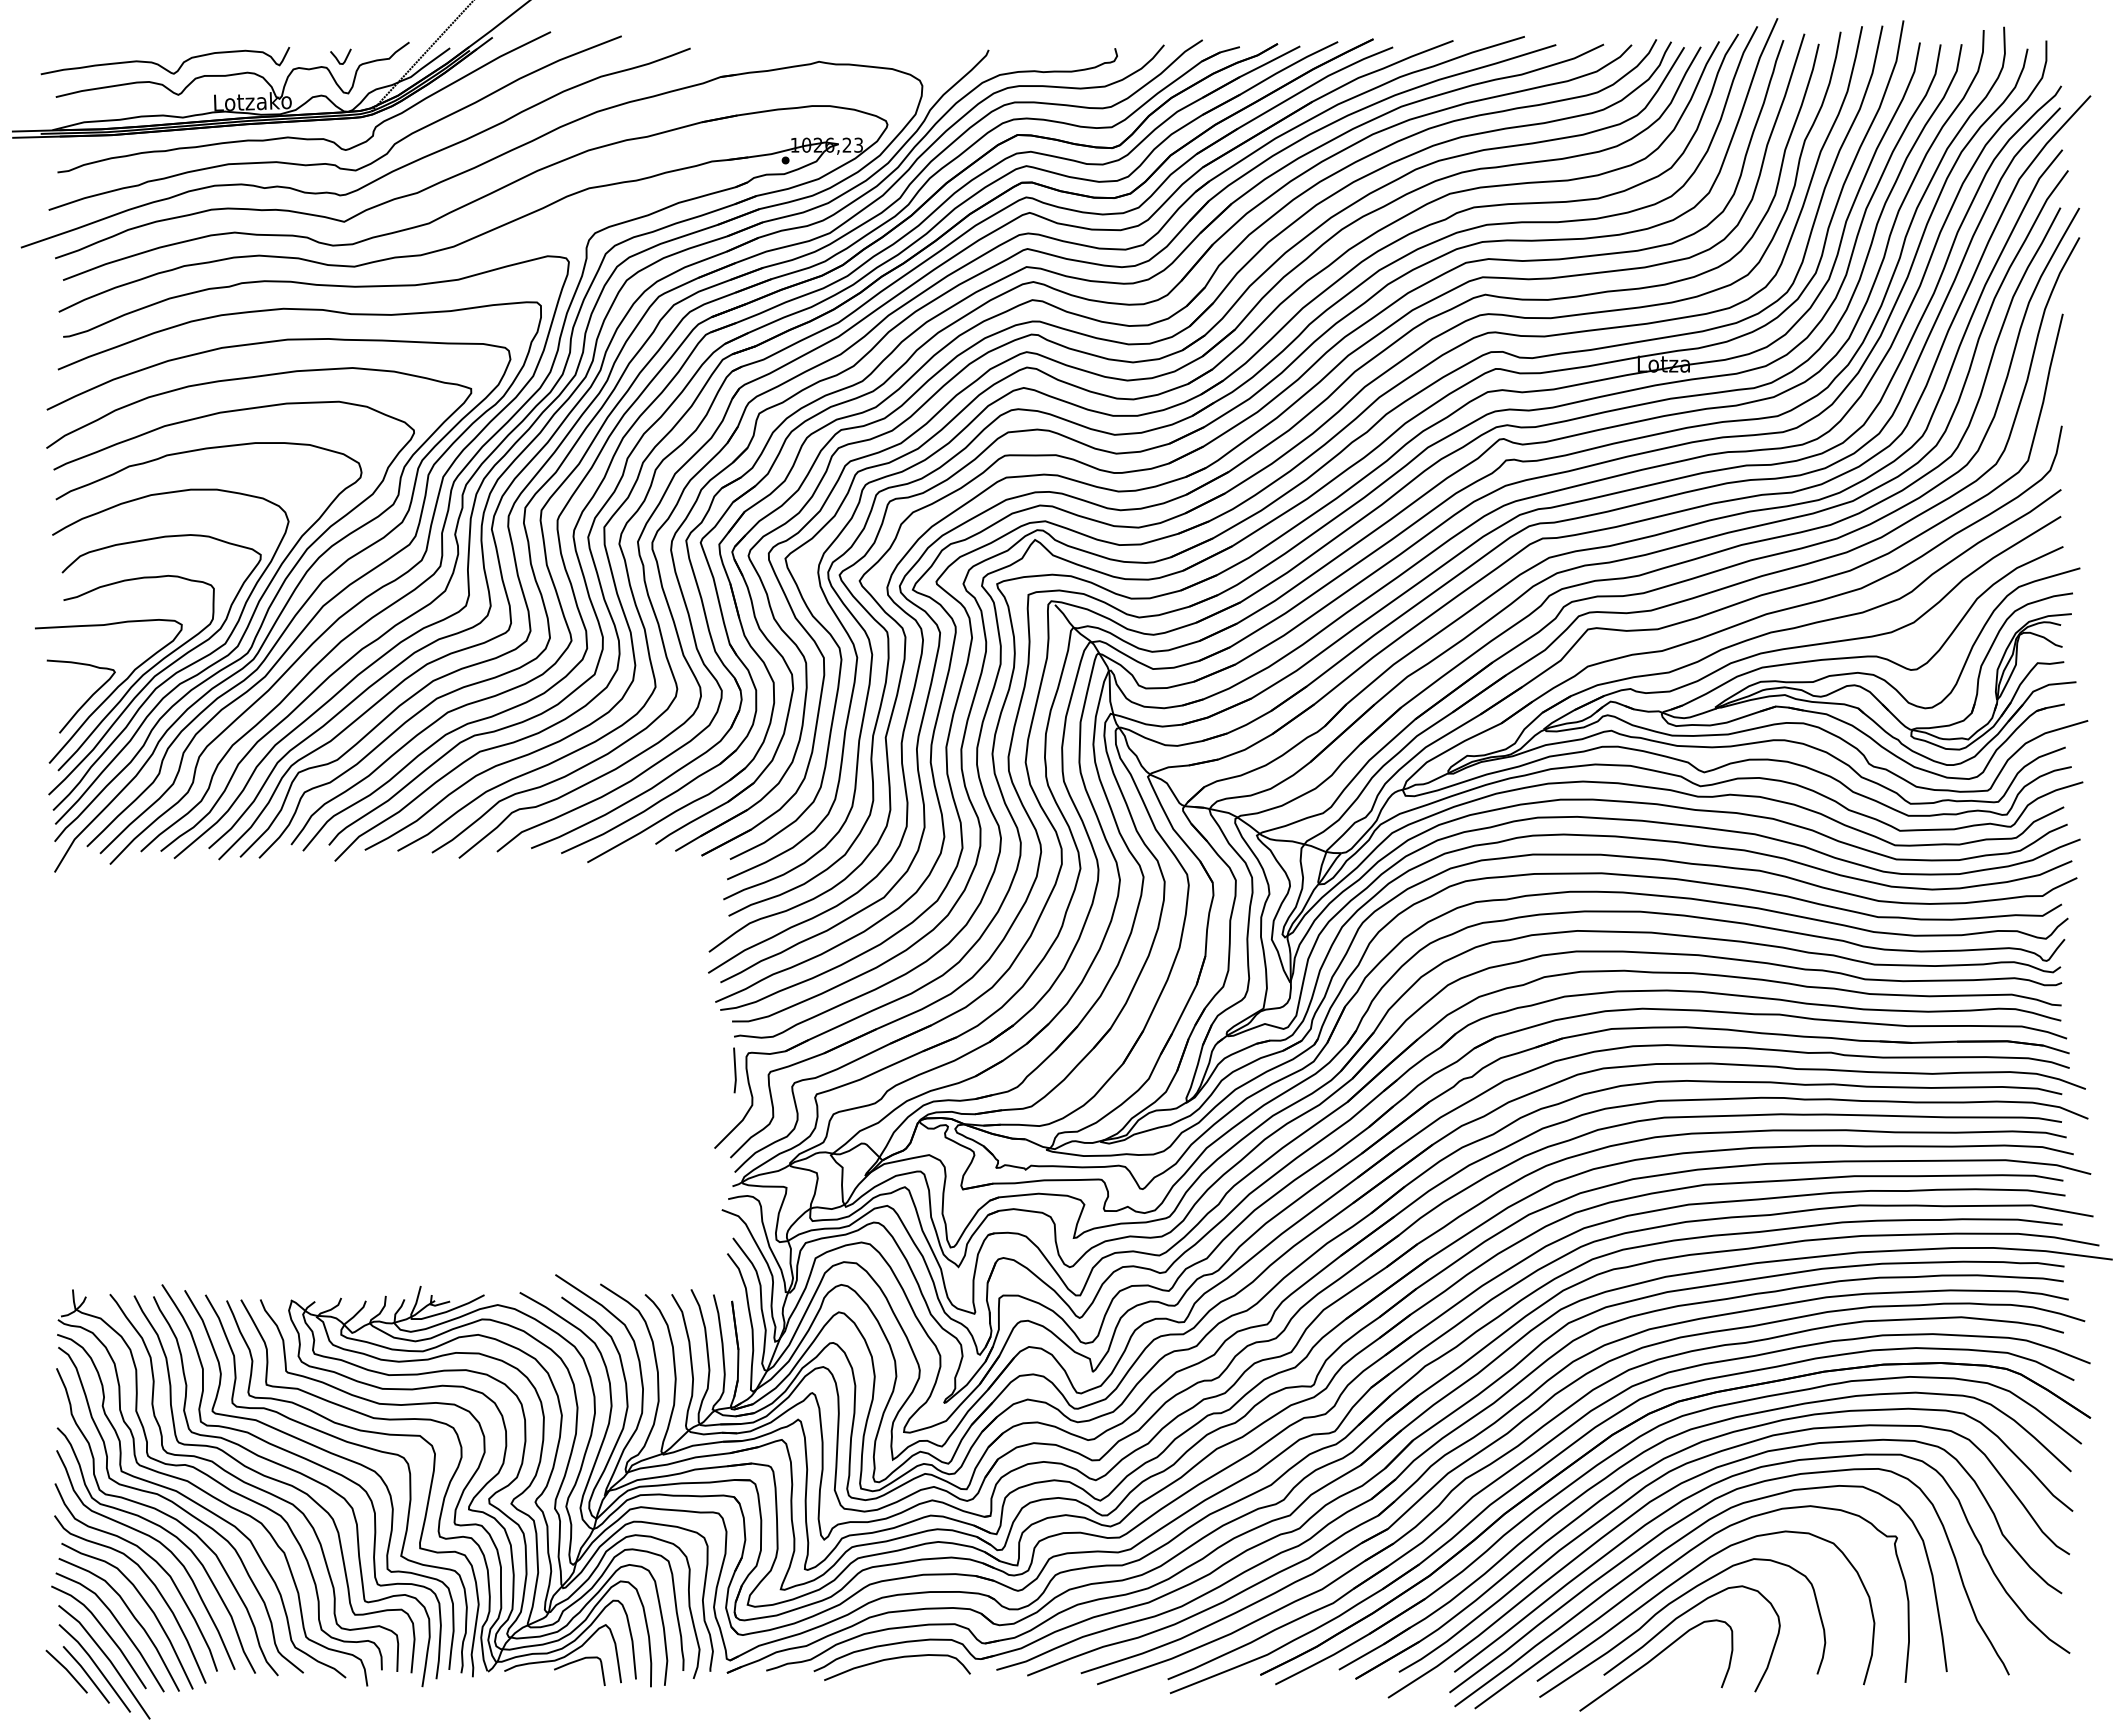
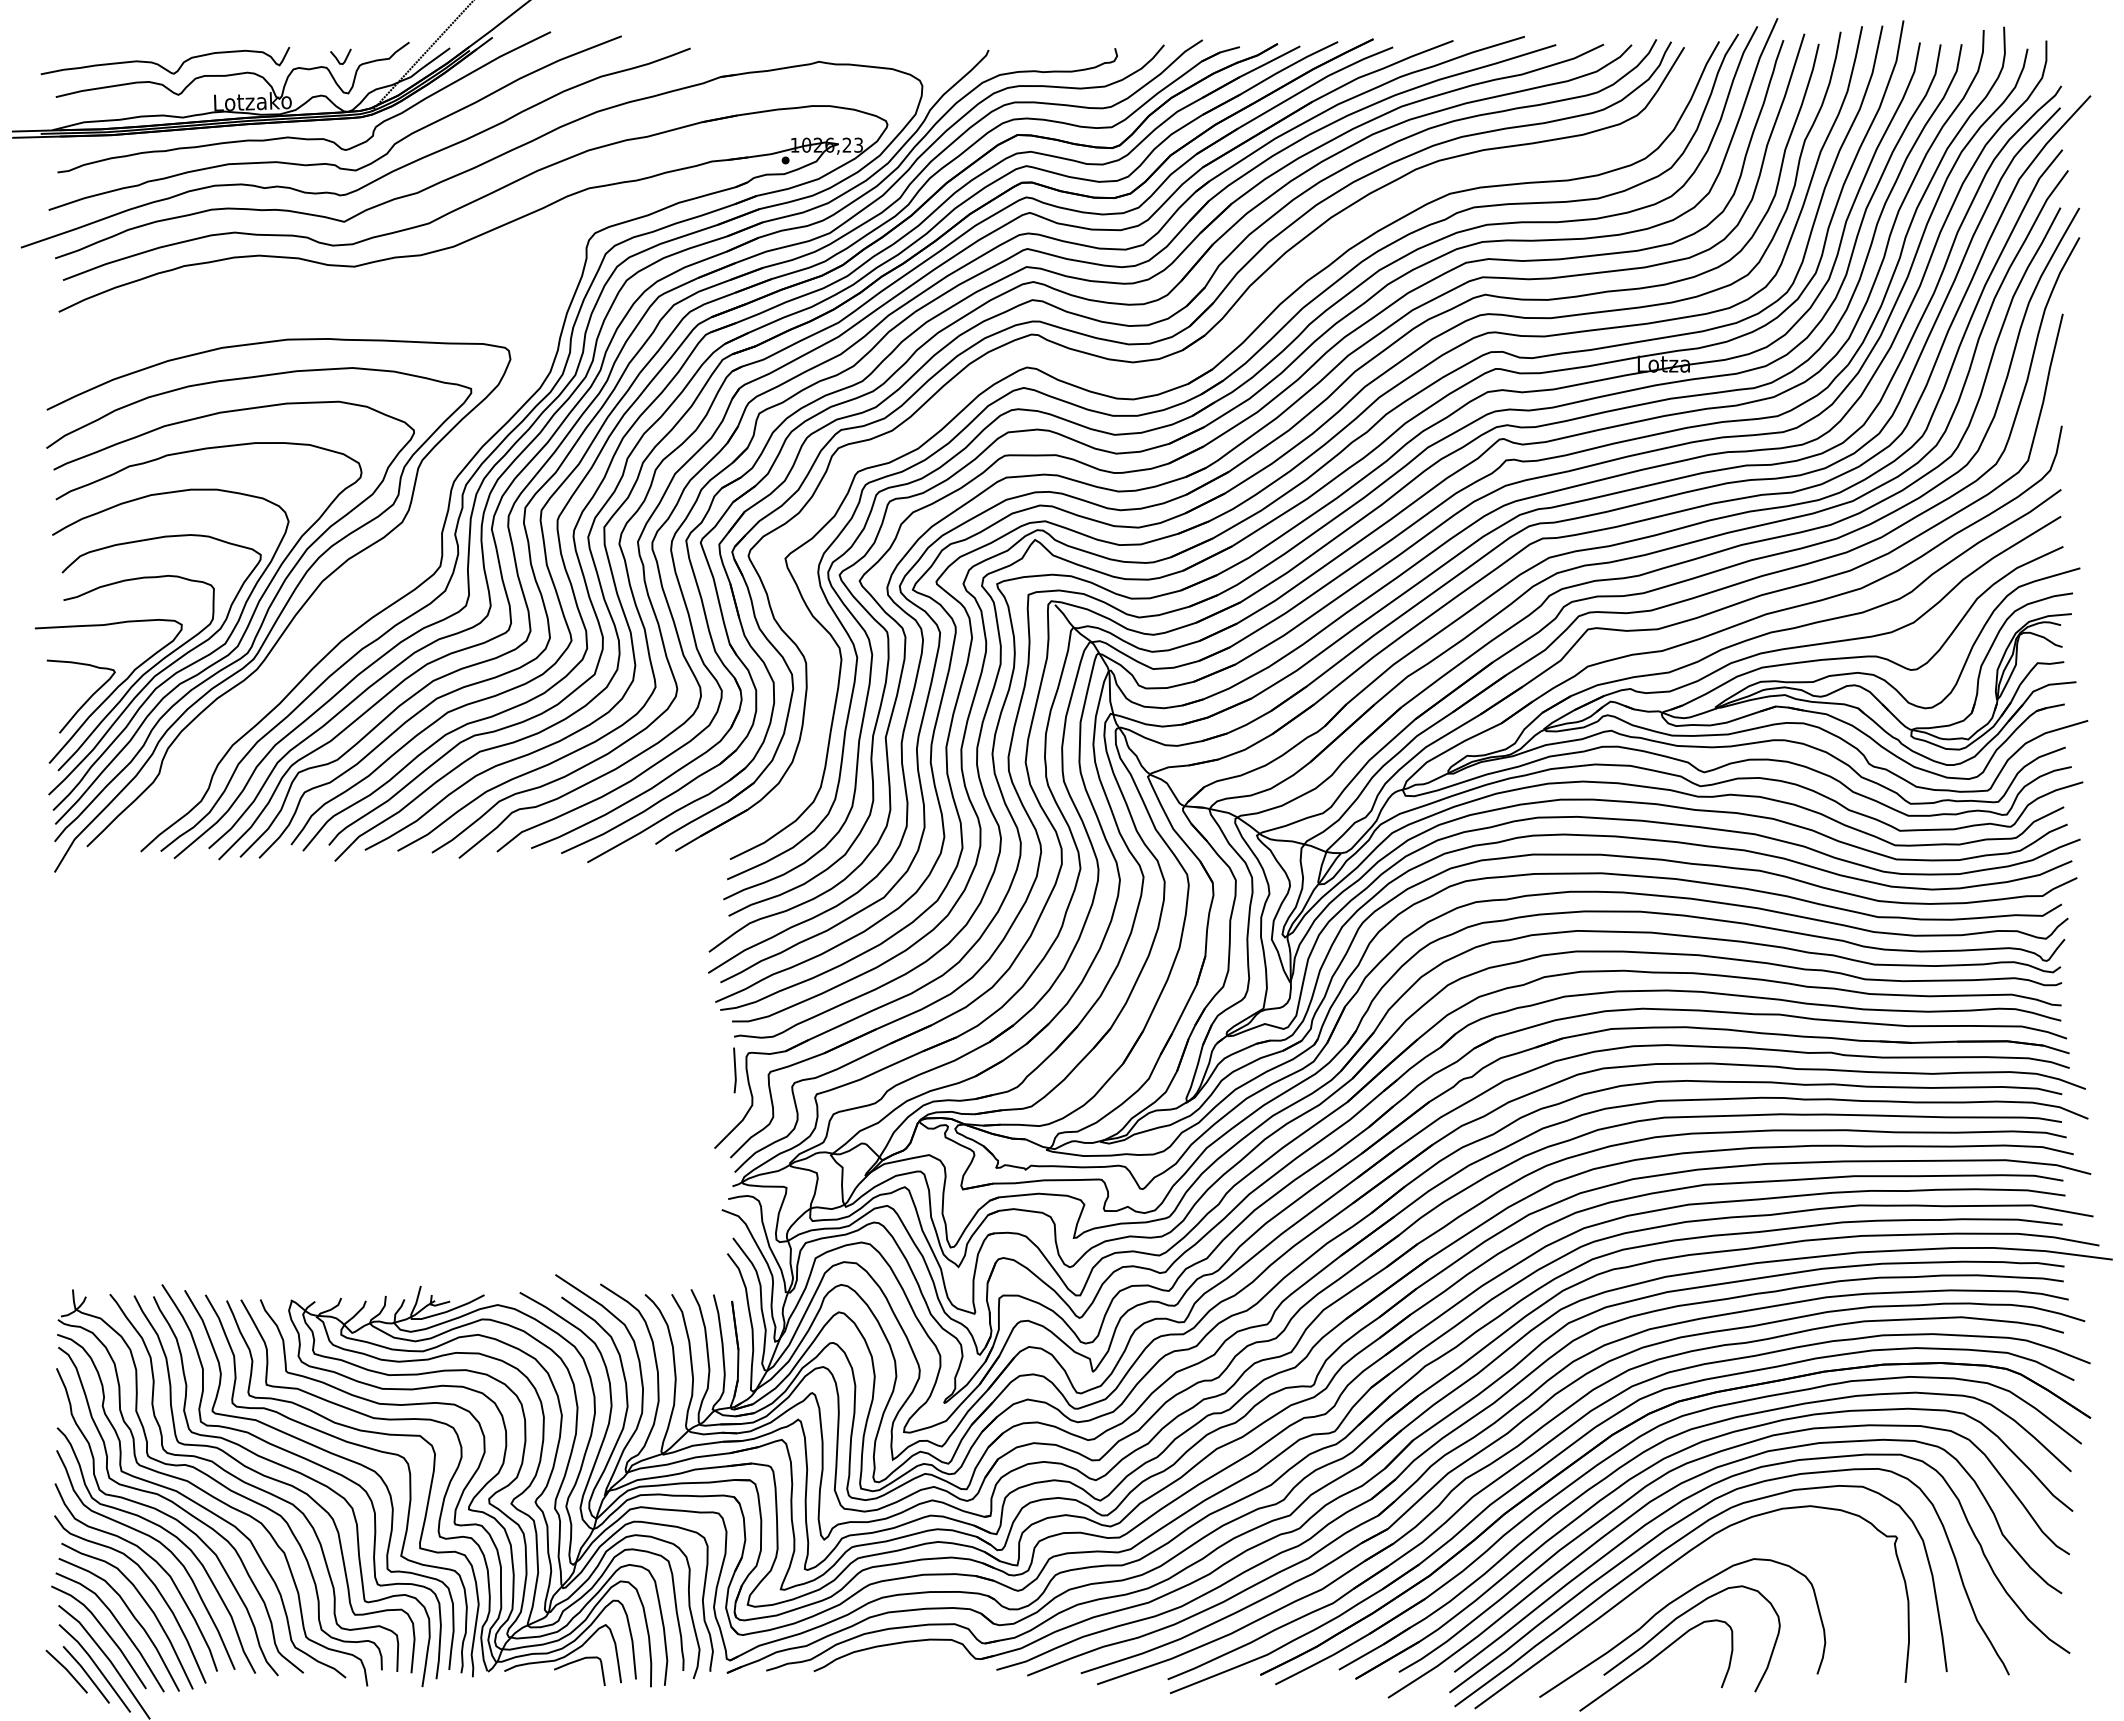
part: present -> none (1175, 372)
part: present -> none (339, 591)
part: present -> none (1683, 1577)
part: present -> none (894, 1659)
